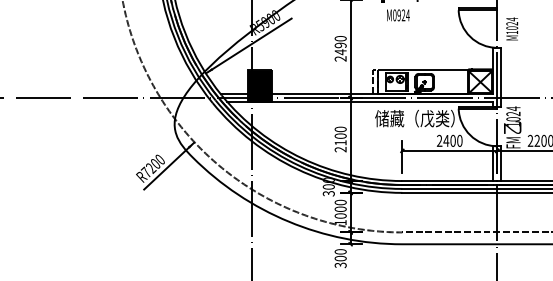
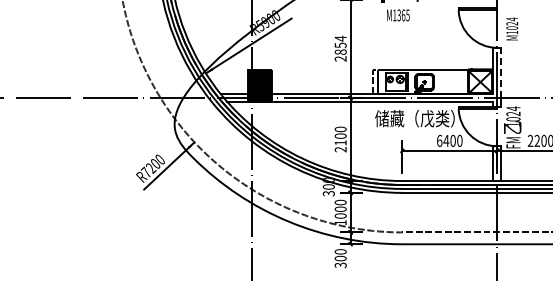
text: M0924 -> M1365 (401, 15)
text: 2490 -> 2854 (340, 45)
line: solid -> dashed (501, 72)
text: 2400 -> 6400 (439, 140)
